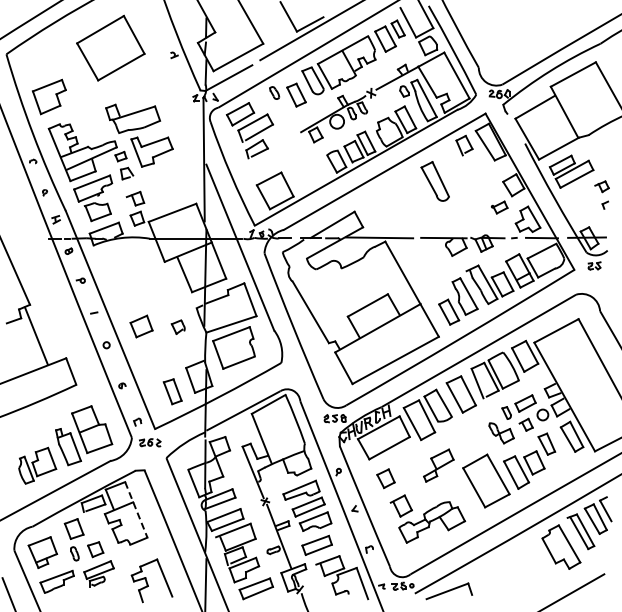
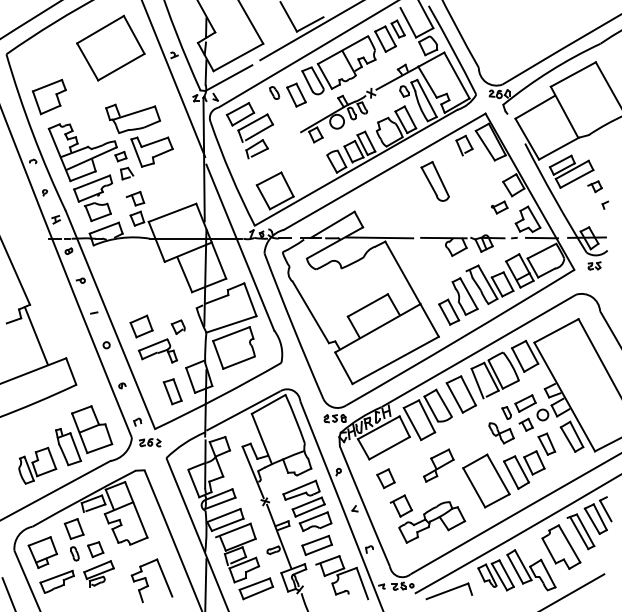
line: none -> present (173, 79)
part position: (601, 186) -> (594, 186) (594, 186)
part: none -> present (158, 350)
line: dashed -> solid (136, 509)
part: none -> present (516, 570)
